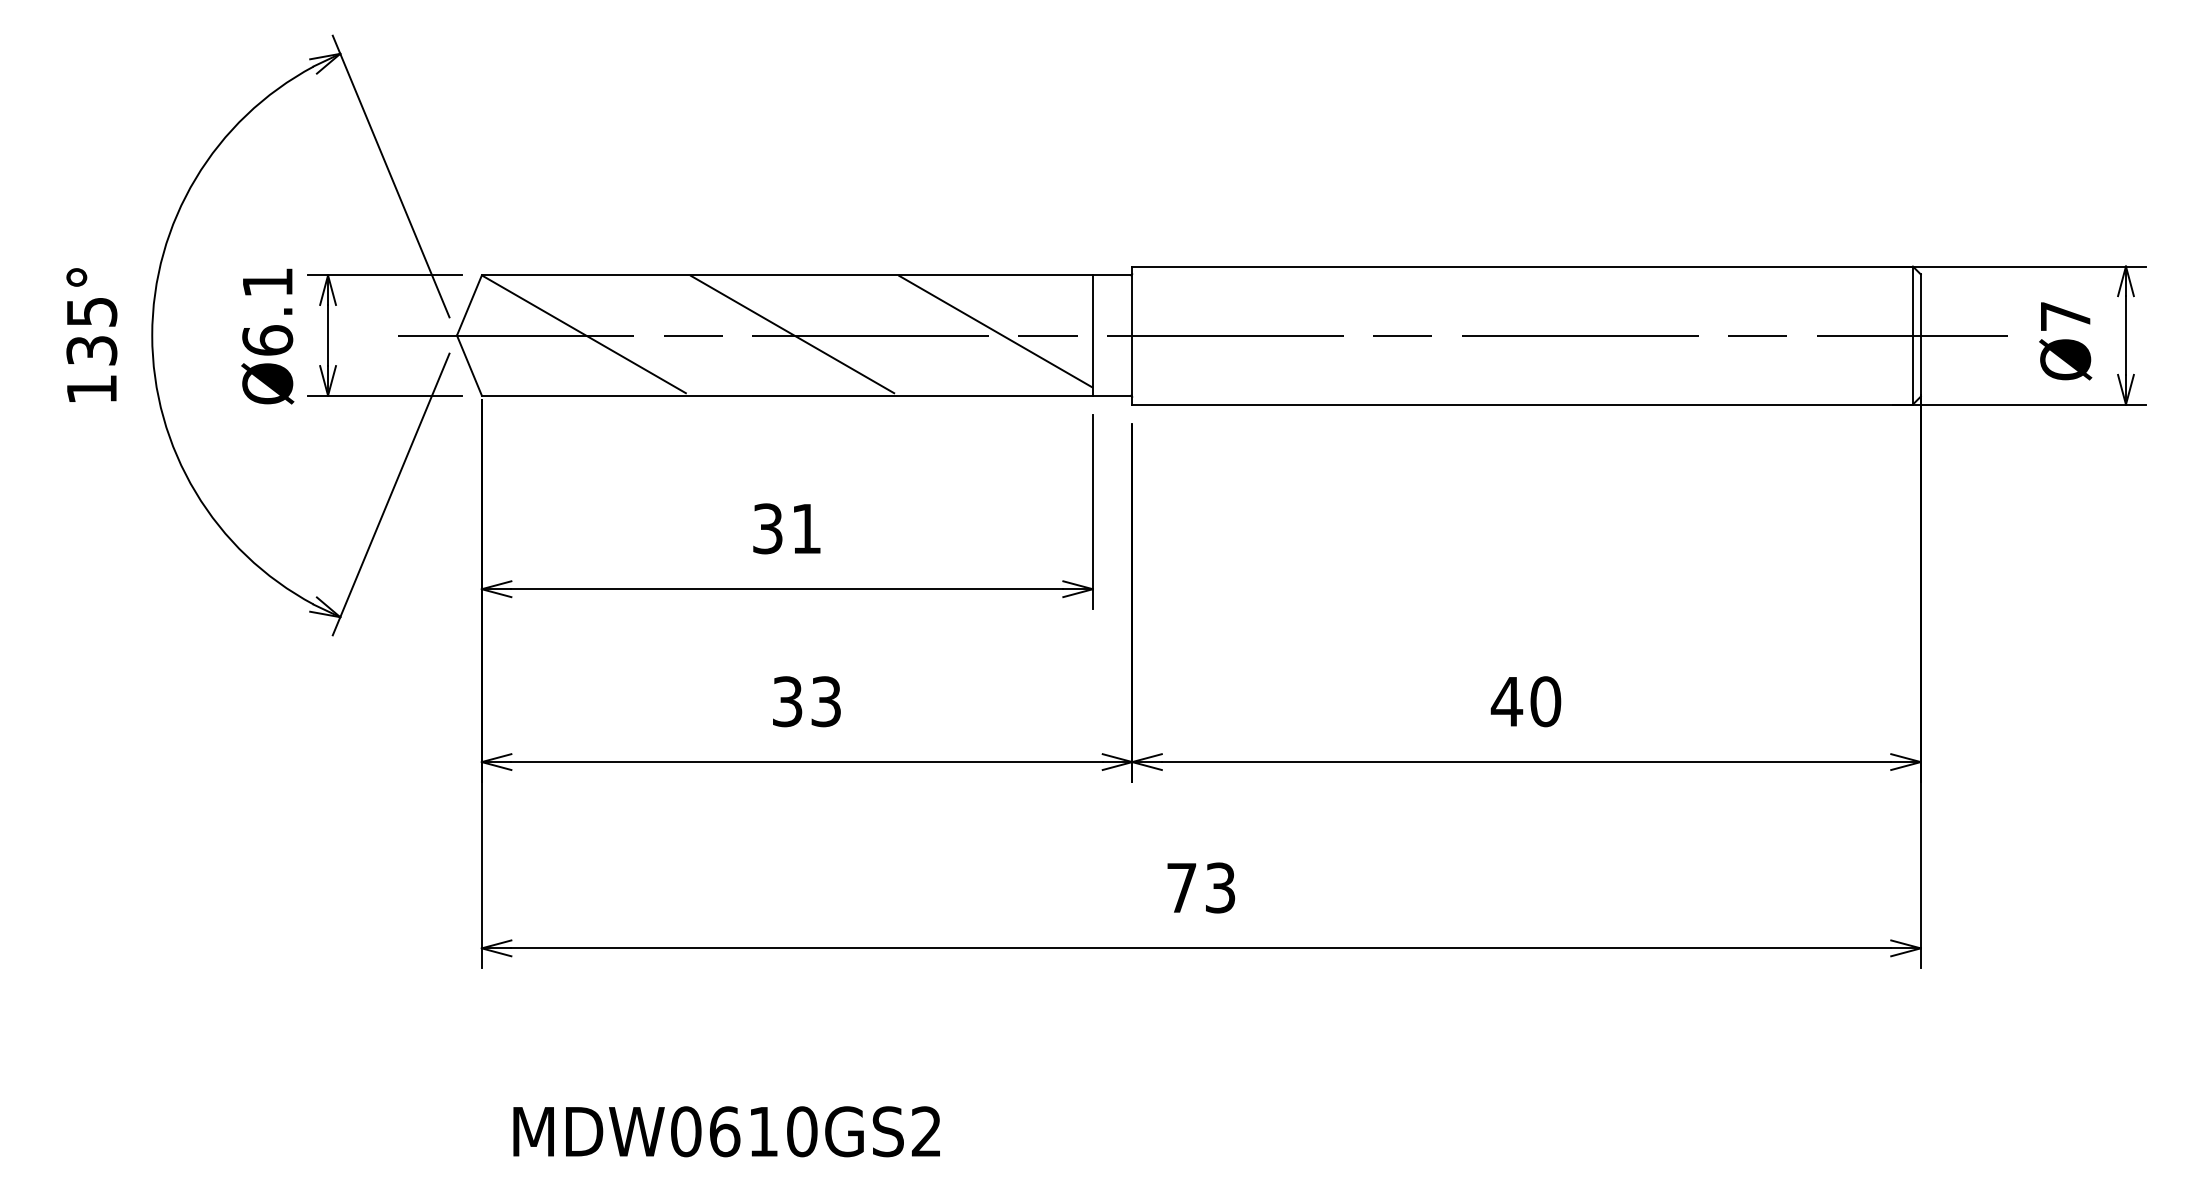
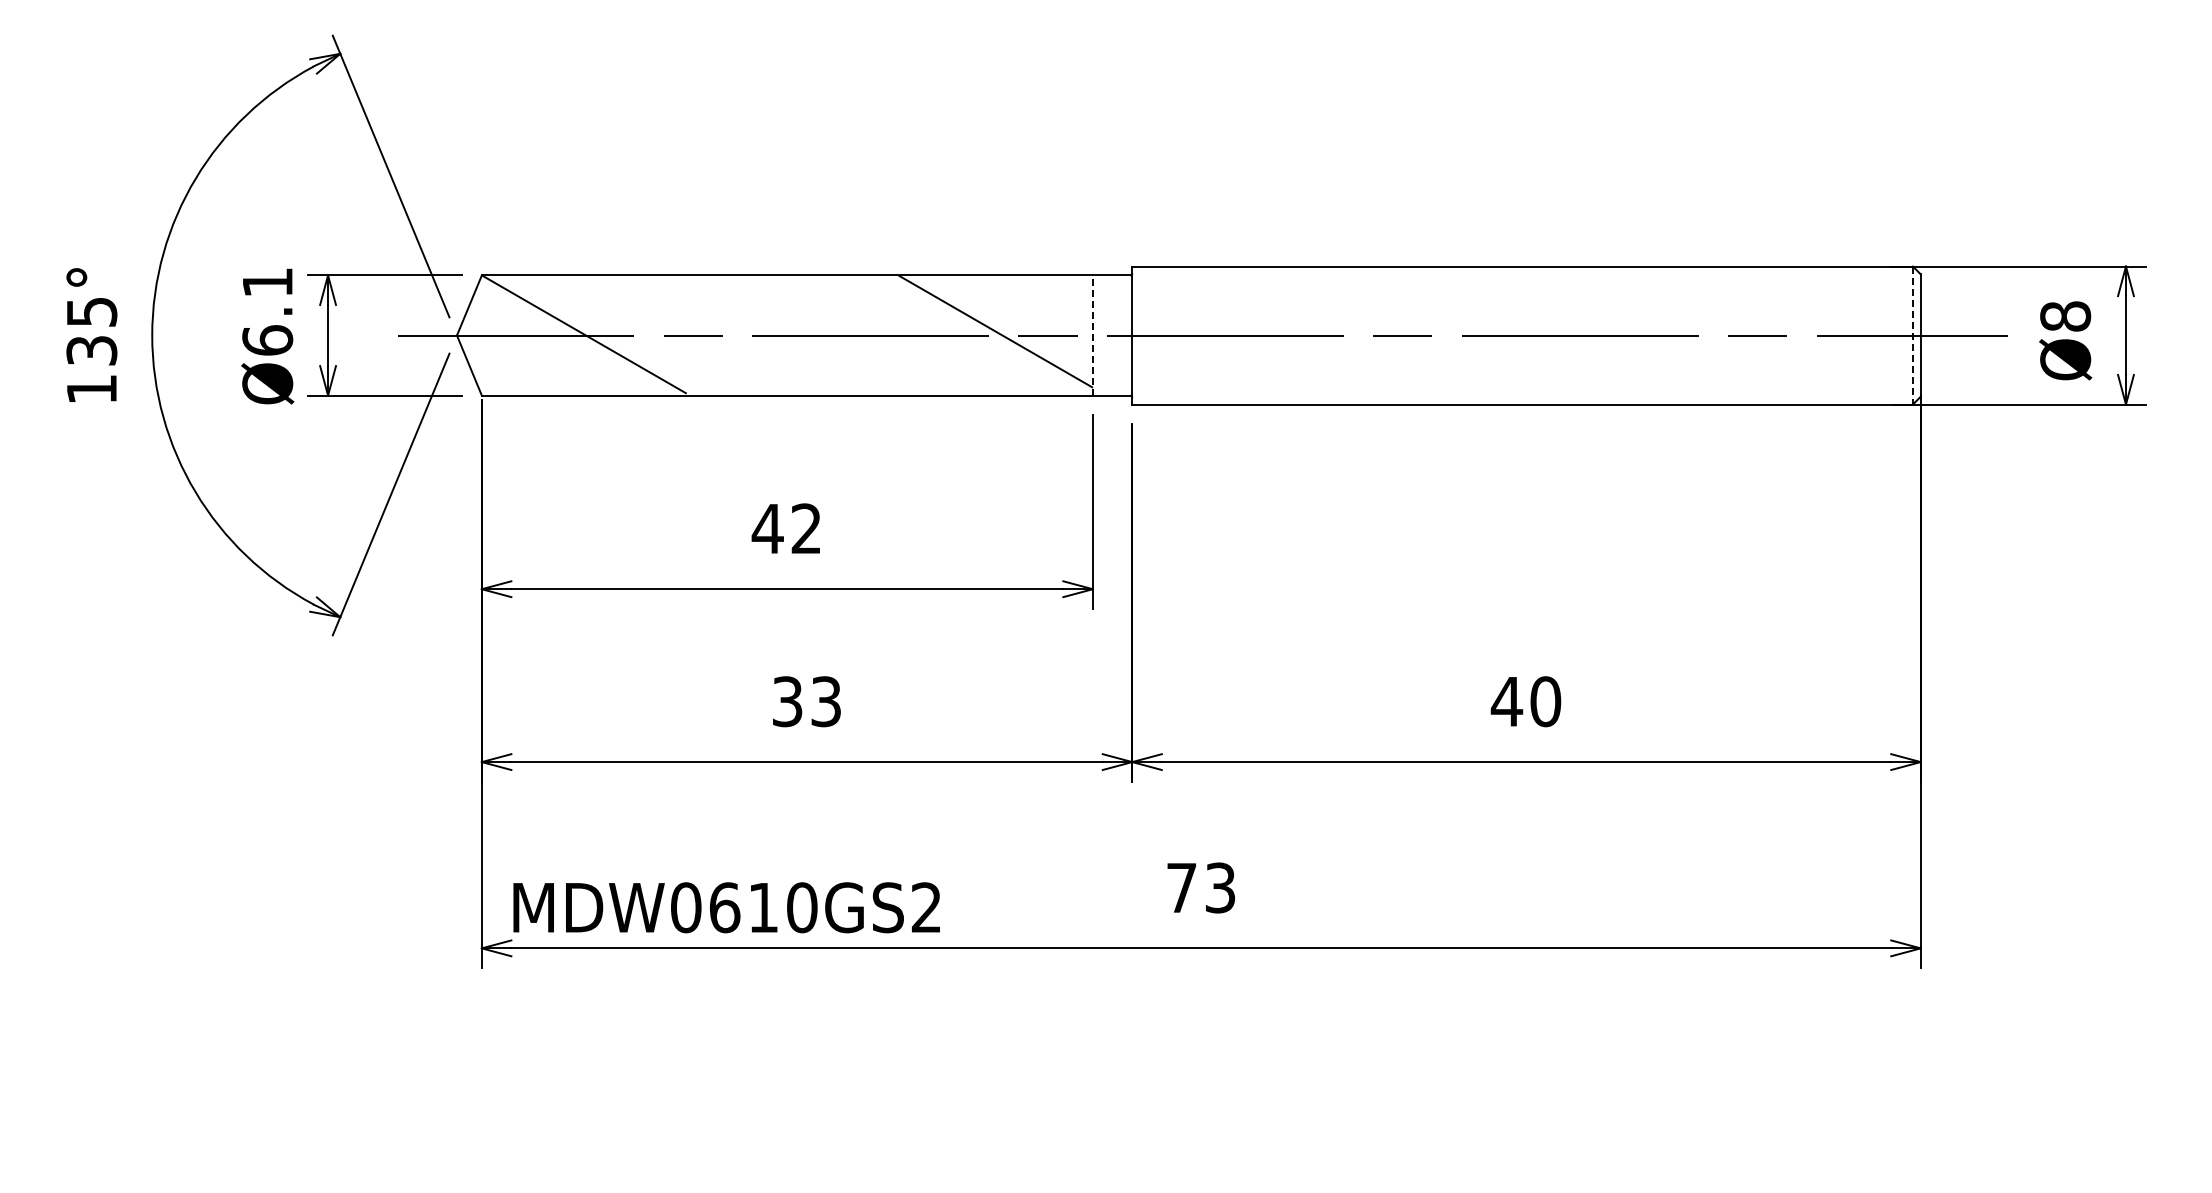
text: Ø7 -> Ø8 (2065, 316)
line: present -> none (794, 335)
line: solid -> dashed (1092, 335)
line: solid -> dashed (1912, 335)
text: 31 -> 42 (785, 528)
text position: (726, 1131) -> (726, 907) (726, 907)
